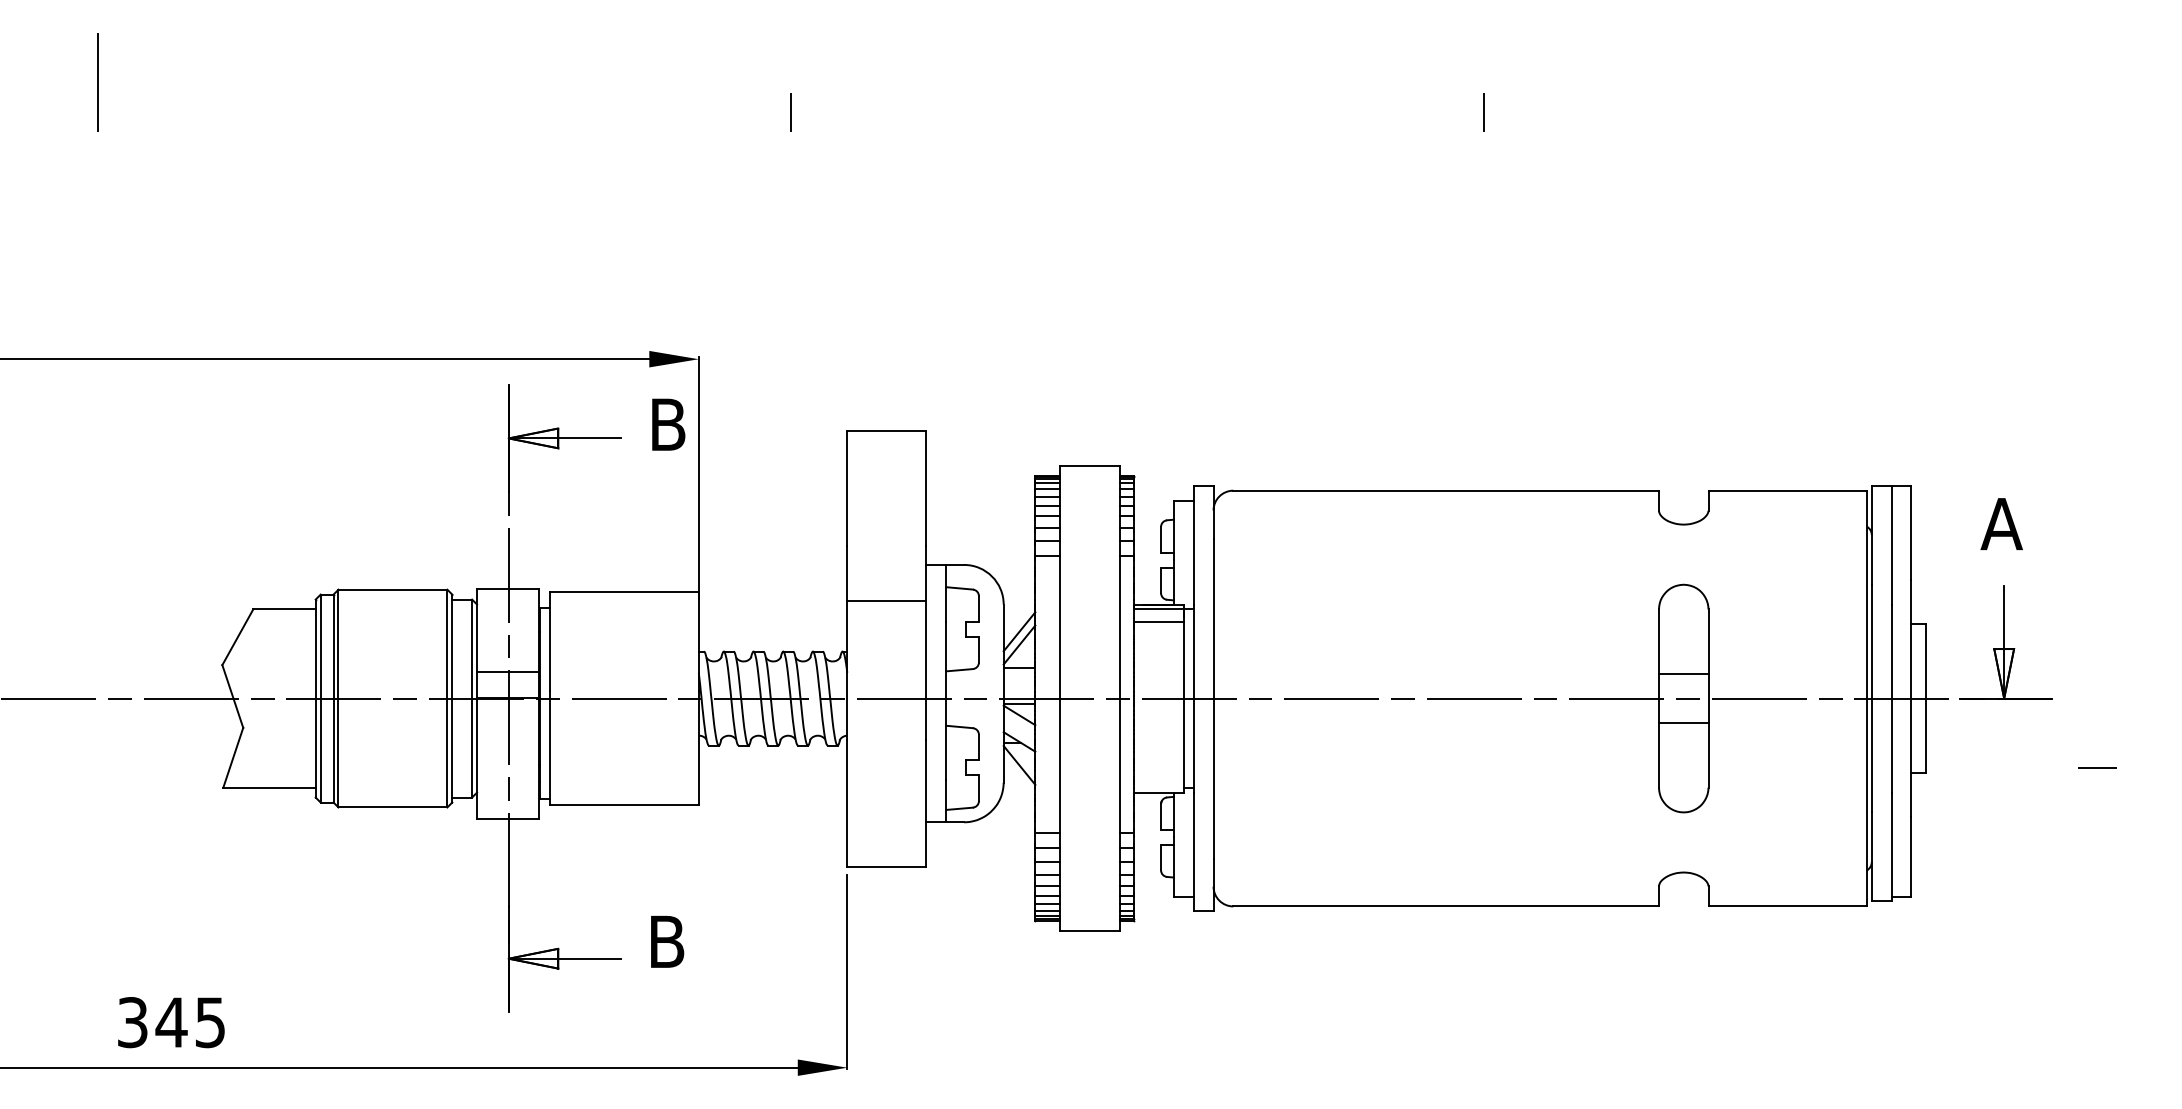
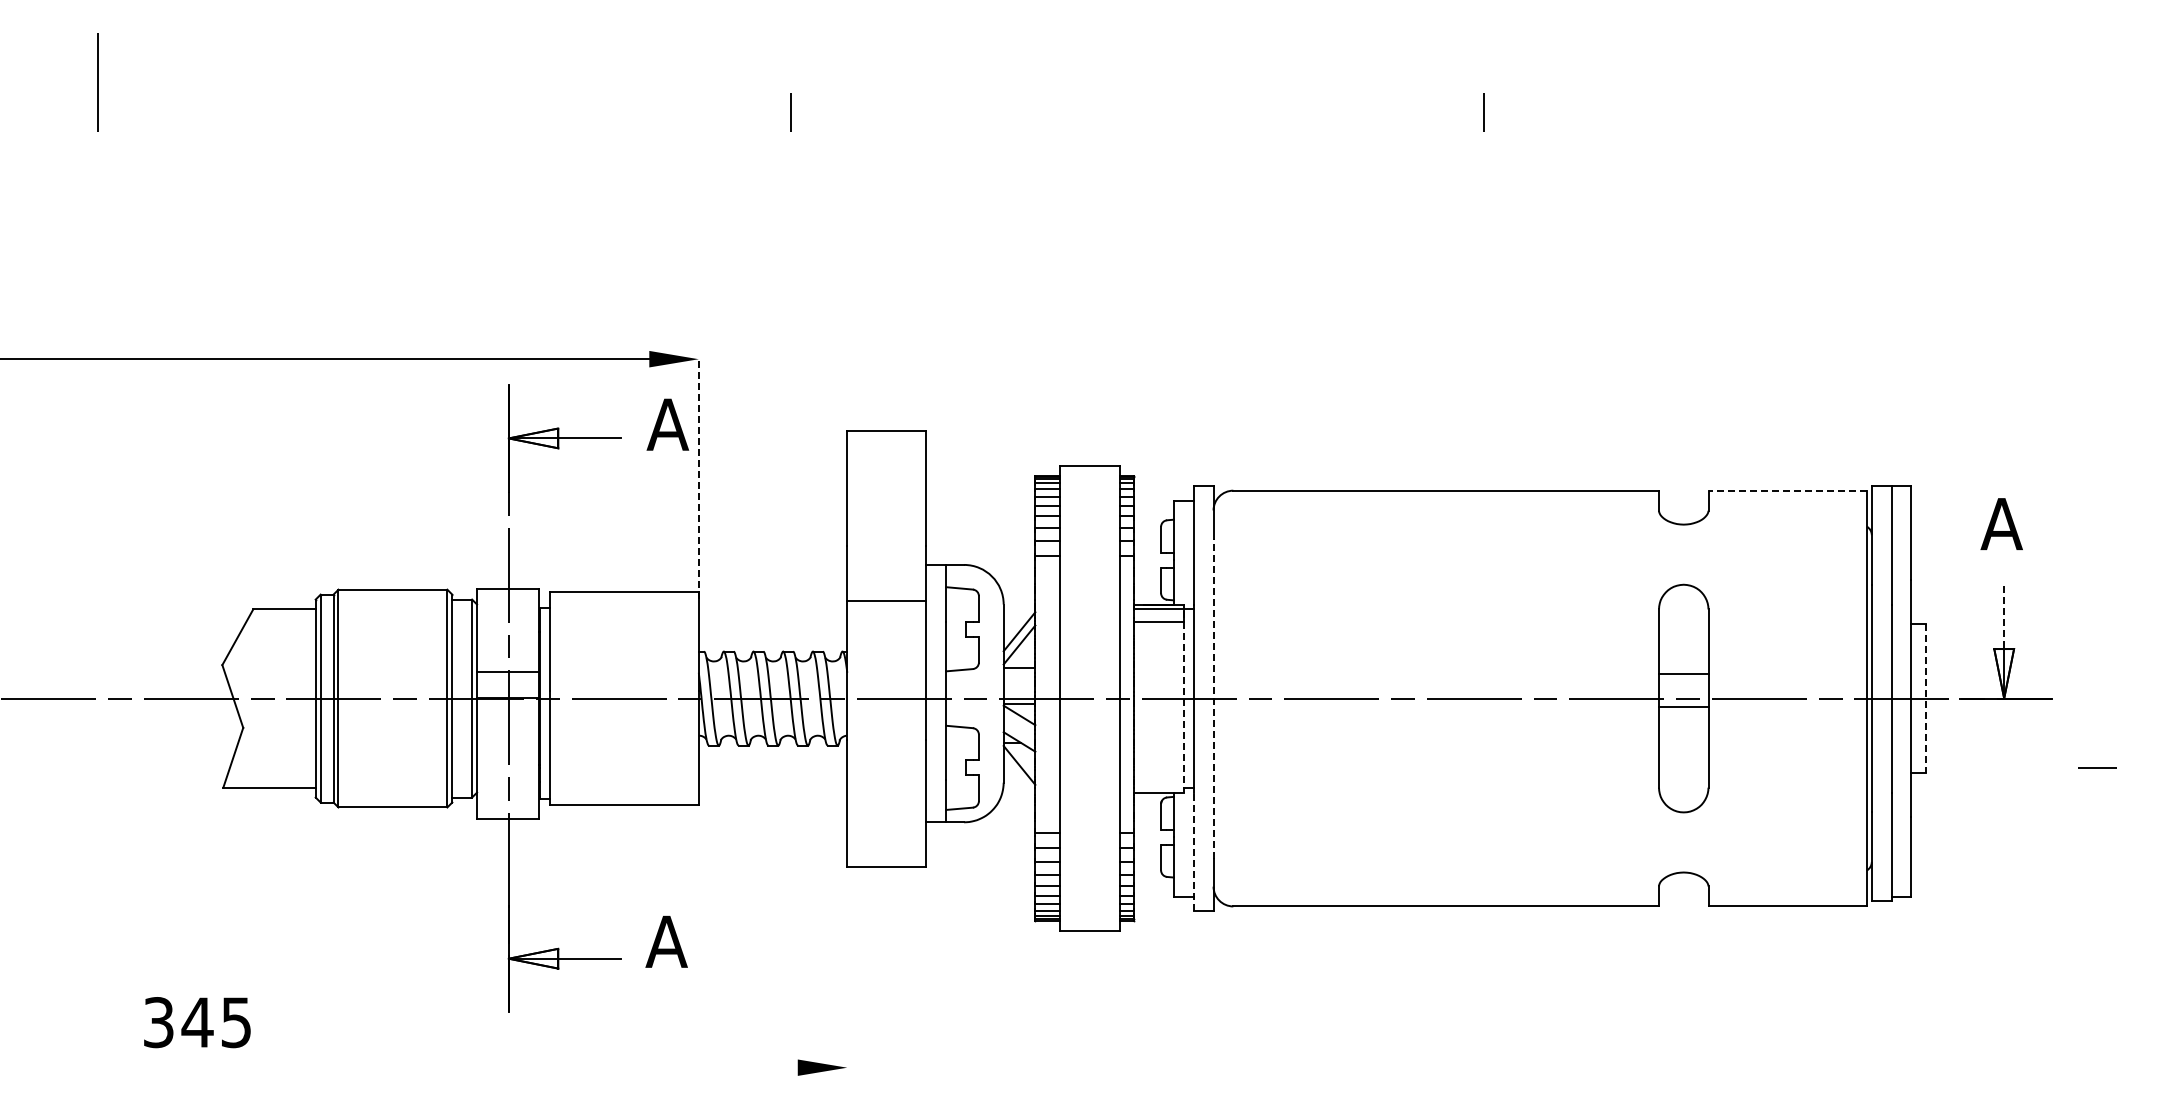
text: B -> A (667, 424)
line: solid -> dashed (698, 477)
line: solid -> dashed (1787, 490)
line: solid -> dashed (2004, 618)
line: solid -> dashed (1213, 698)
line: solid -> dashed (1926, 699)
line: solid -> dashed (1183, 707)
line position: (1683, 723) -> (1683, 707) (1683, 707)
line: solid -> dashed (1193, 851)
text: B -> A (666, 941)
line: present -> none (847, 972)
text position: (171, 1022) -> (197, 1022) (197, 1022)
line: present -> none (399, 1067)
